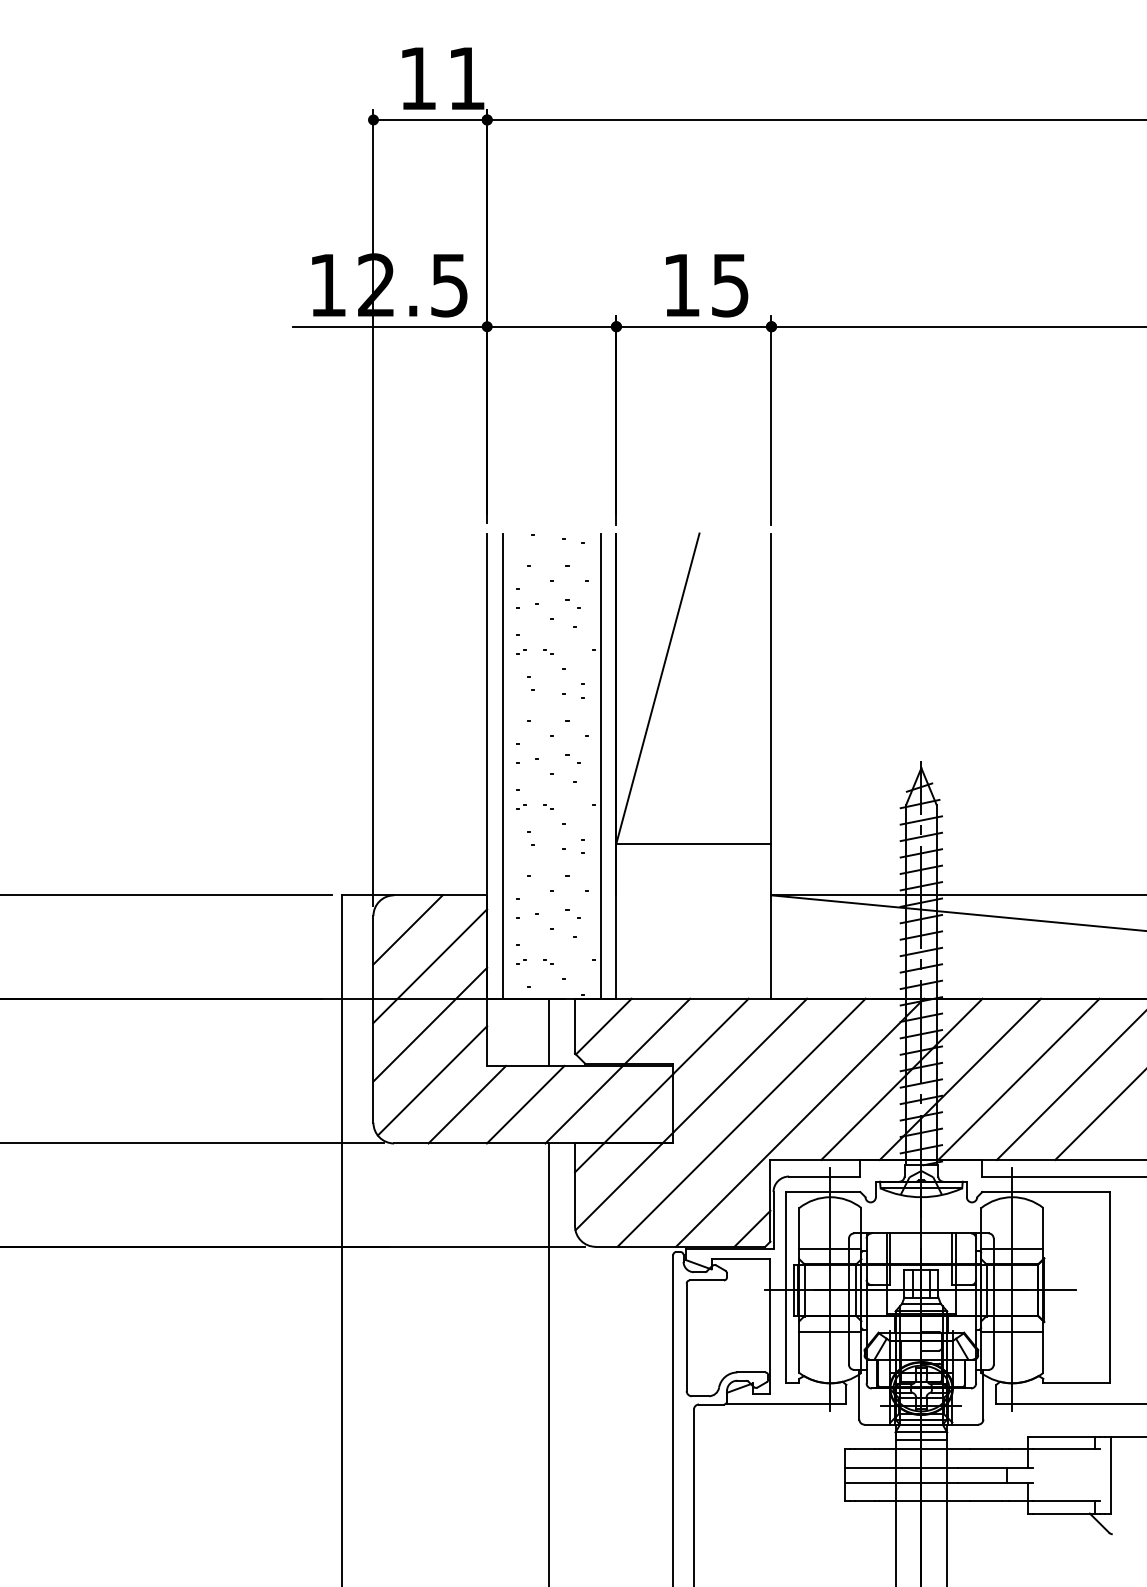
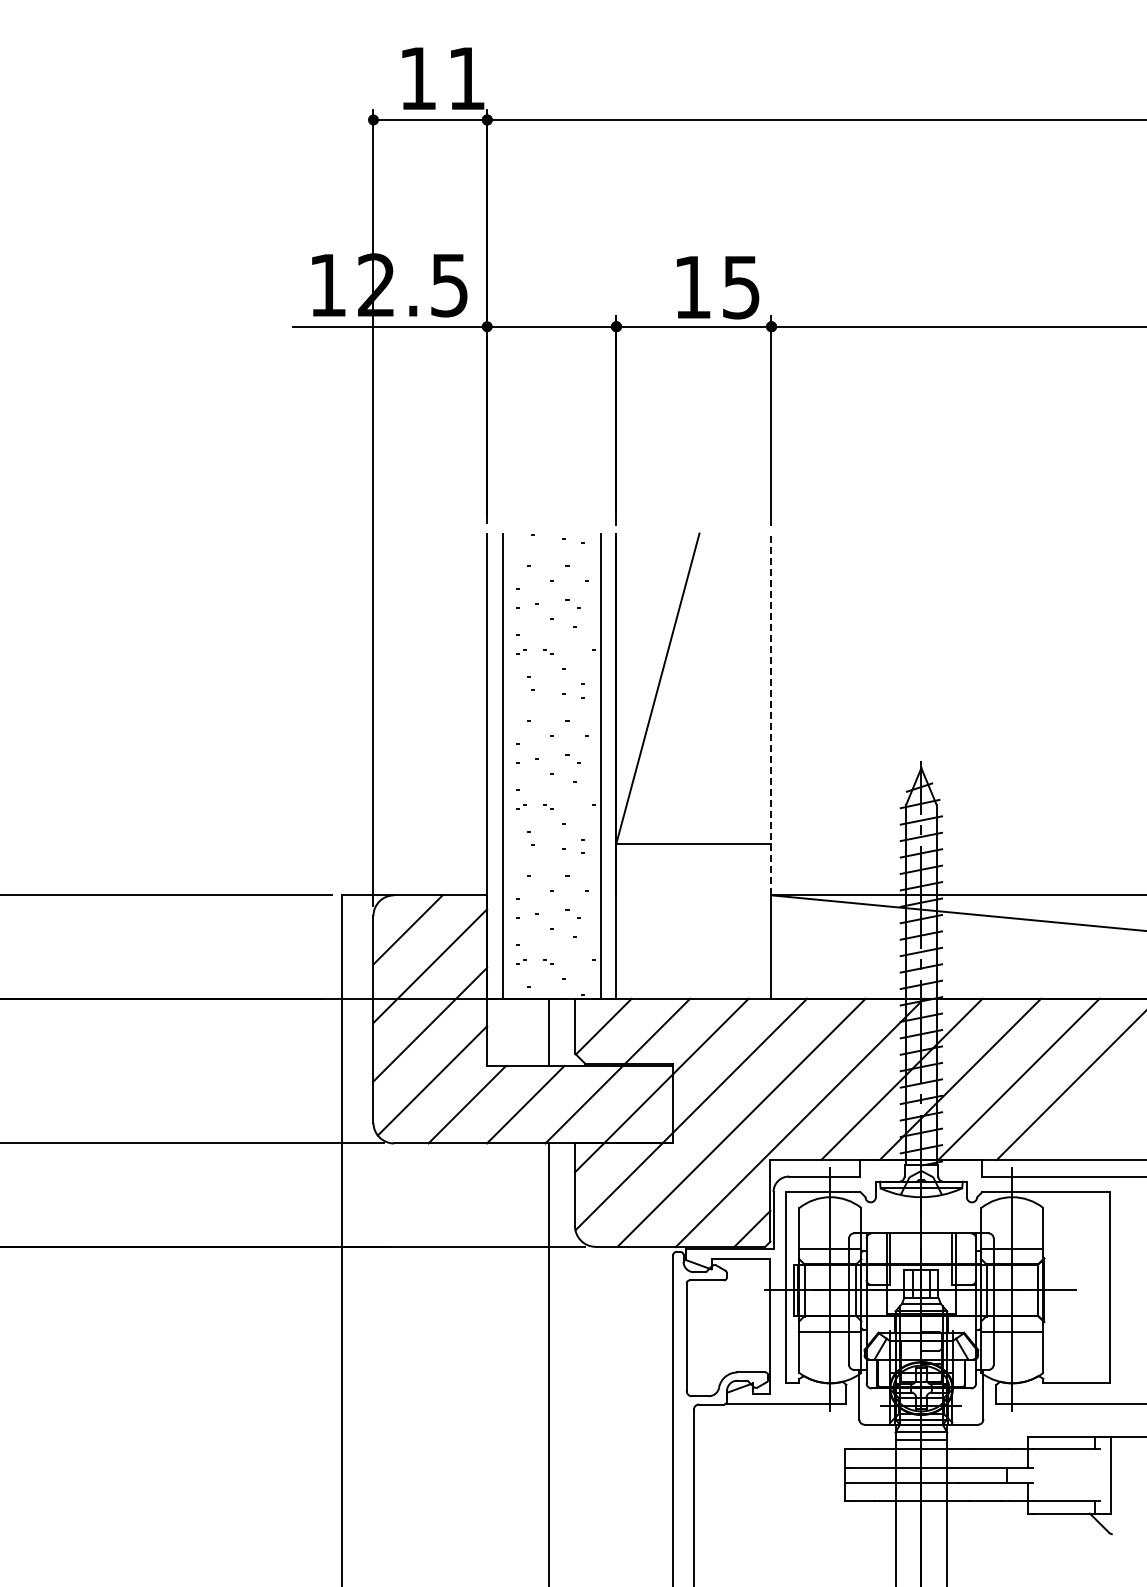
text position: (707, 285) -> (718, 287) (718, 287)
line: solid -> dashed (771, 714)
line: present -> none (1099, 1115)
